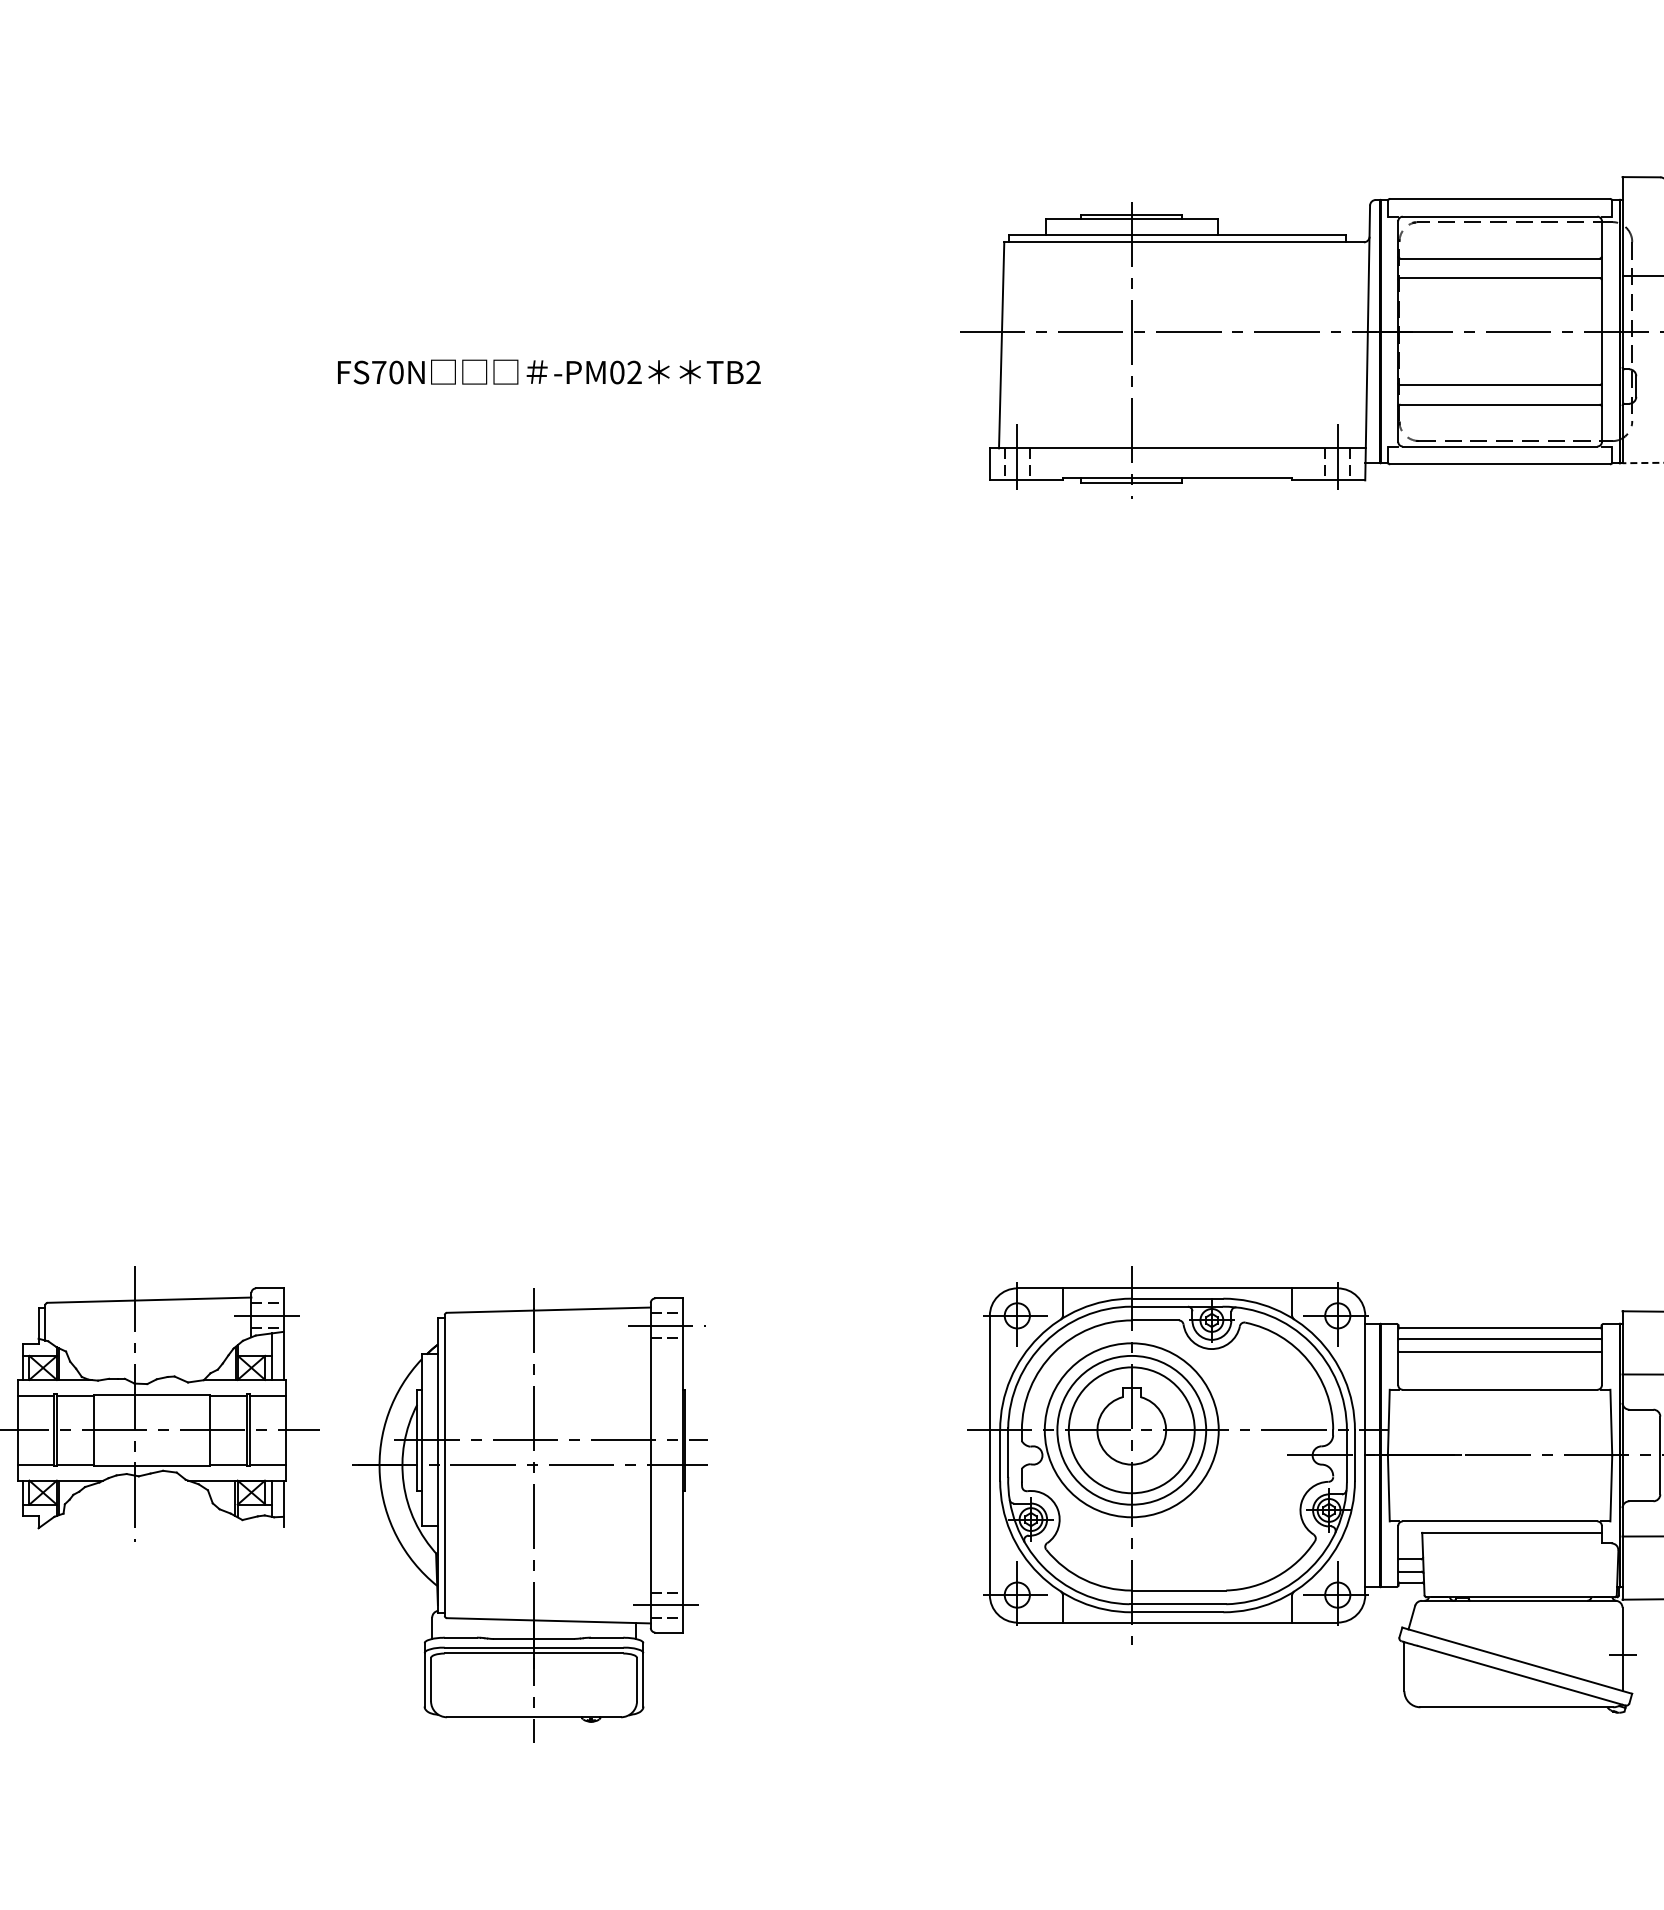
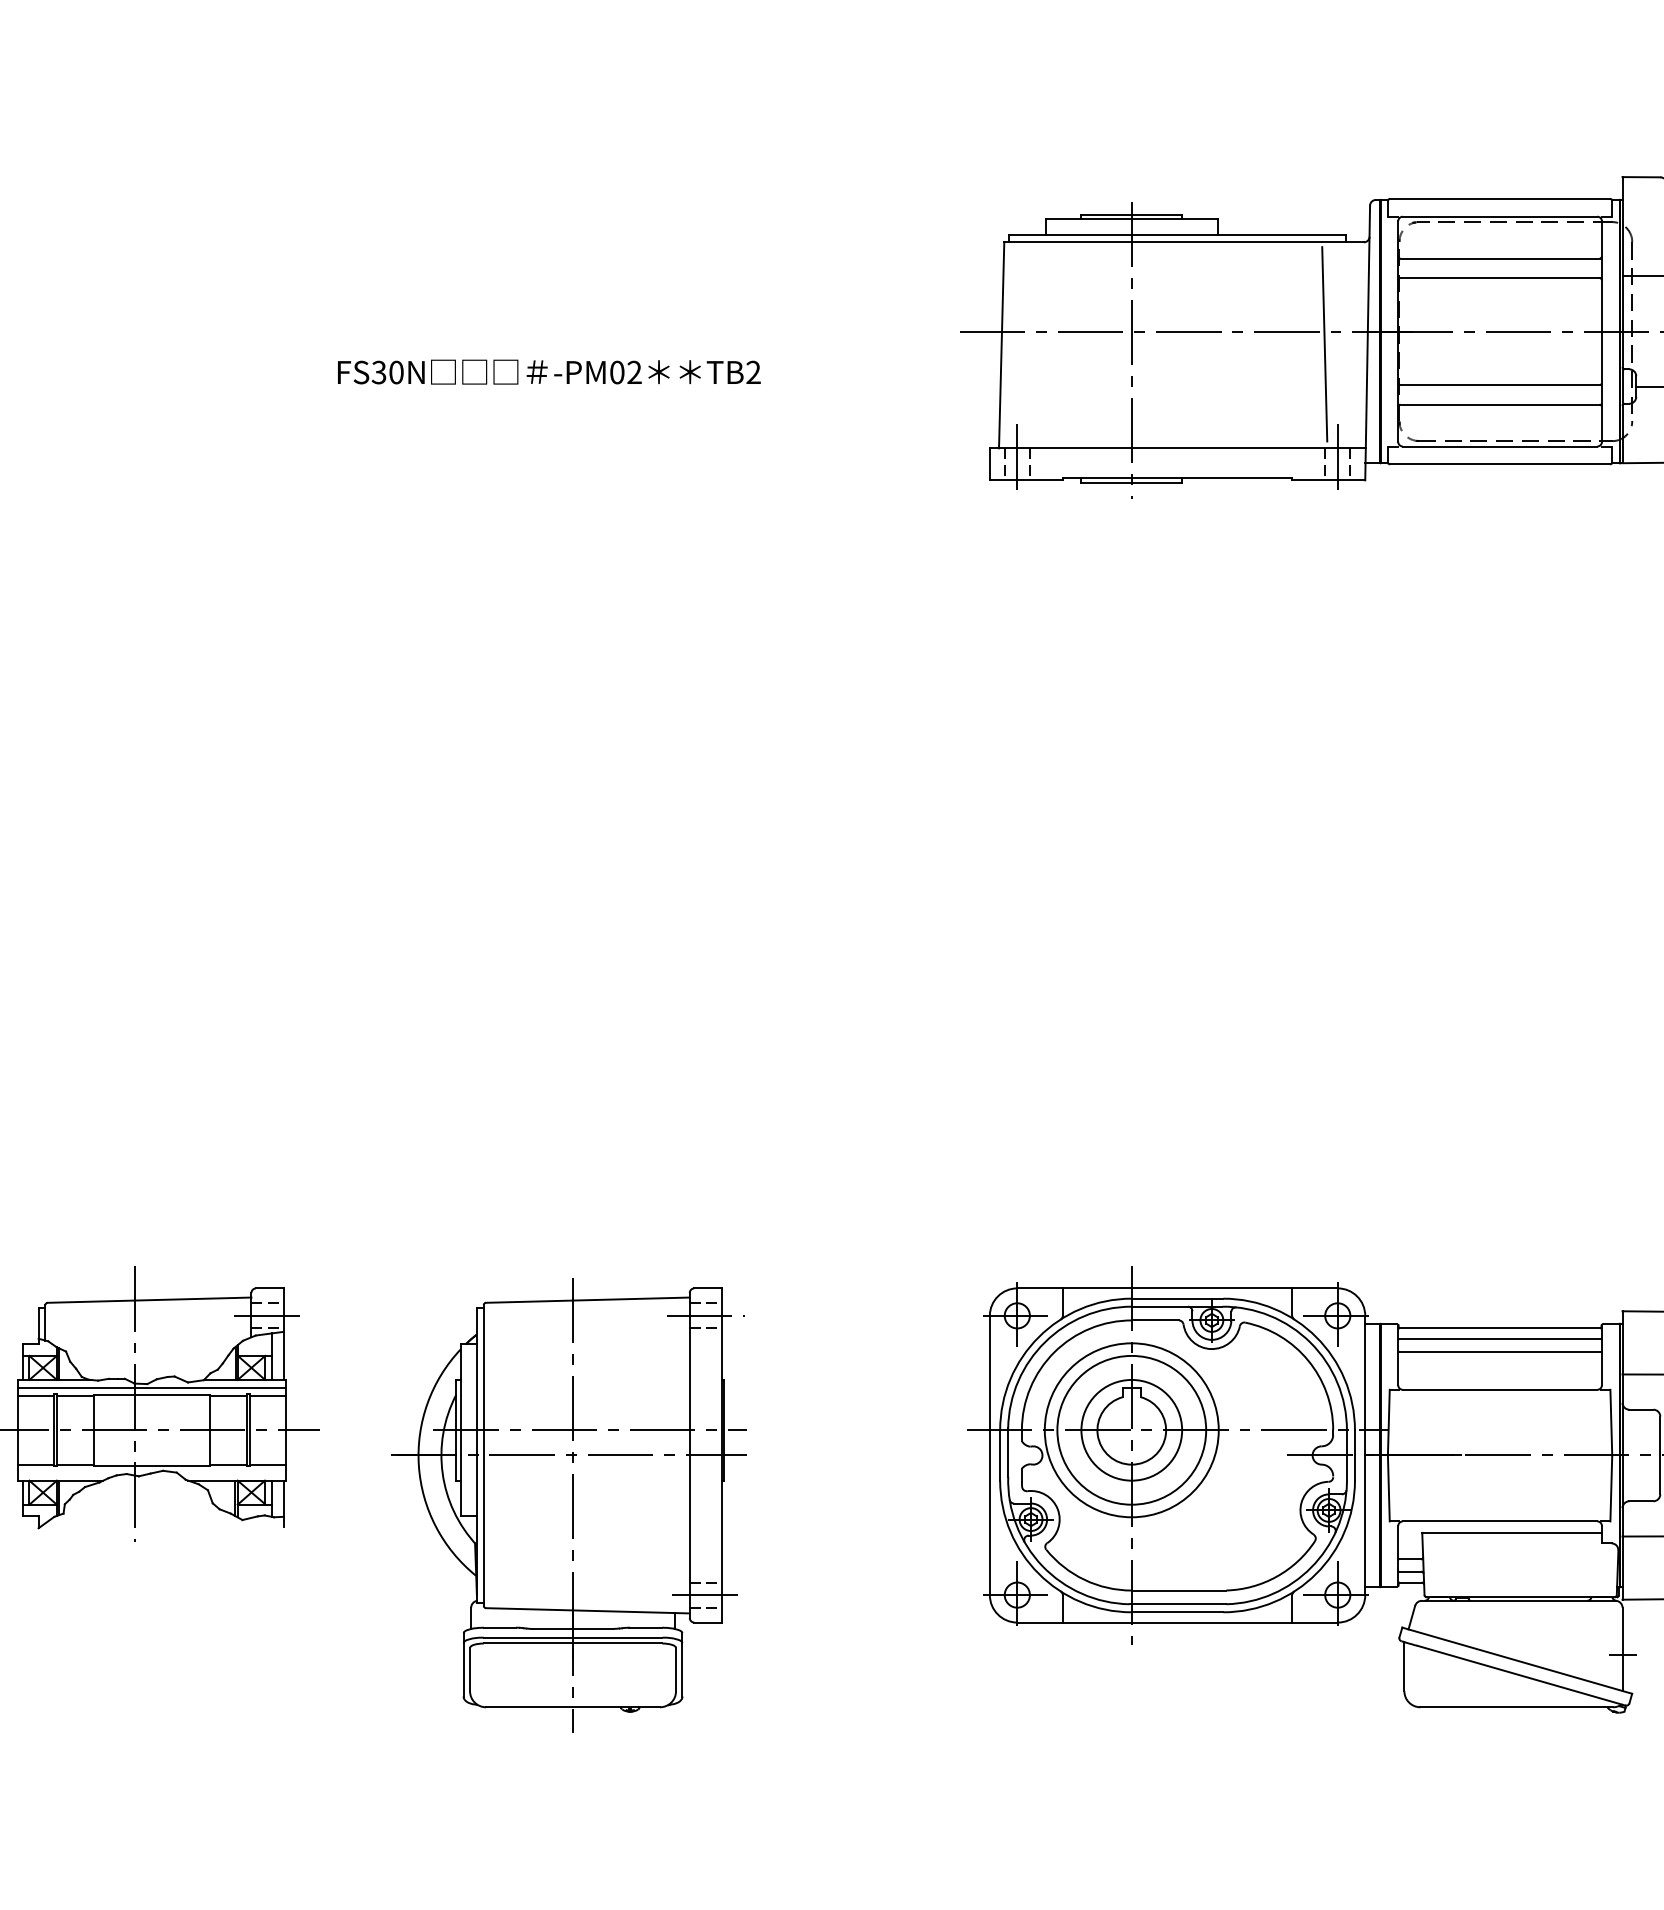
line: none -> present (1324, 344)
text: FS70N -> FS30N (378, 372)
line: none -> present (1648, 387)
line: dashed -> solid (1642, 463)
line: none -> present (151, 1388)
circle diameter: 126 px -> 101 px (1131, 1429)
part position: (529, 1515) -> (568, 1505) (568, 1505)
